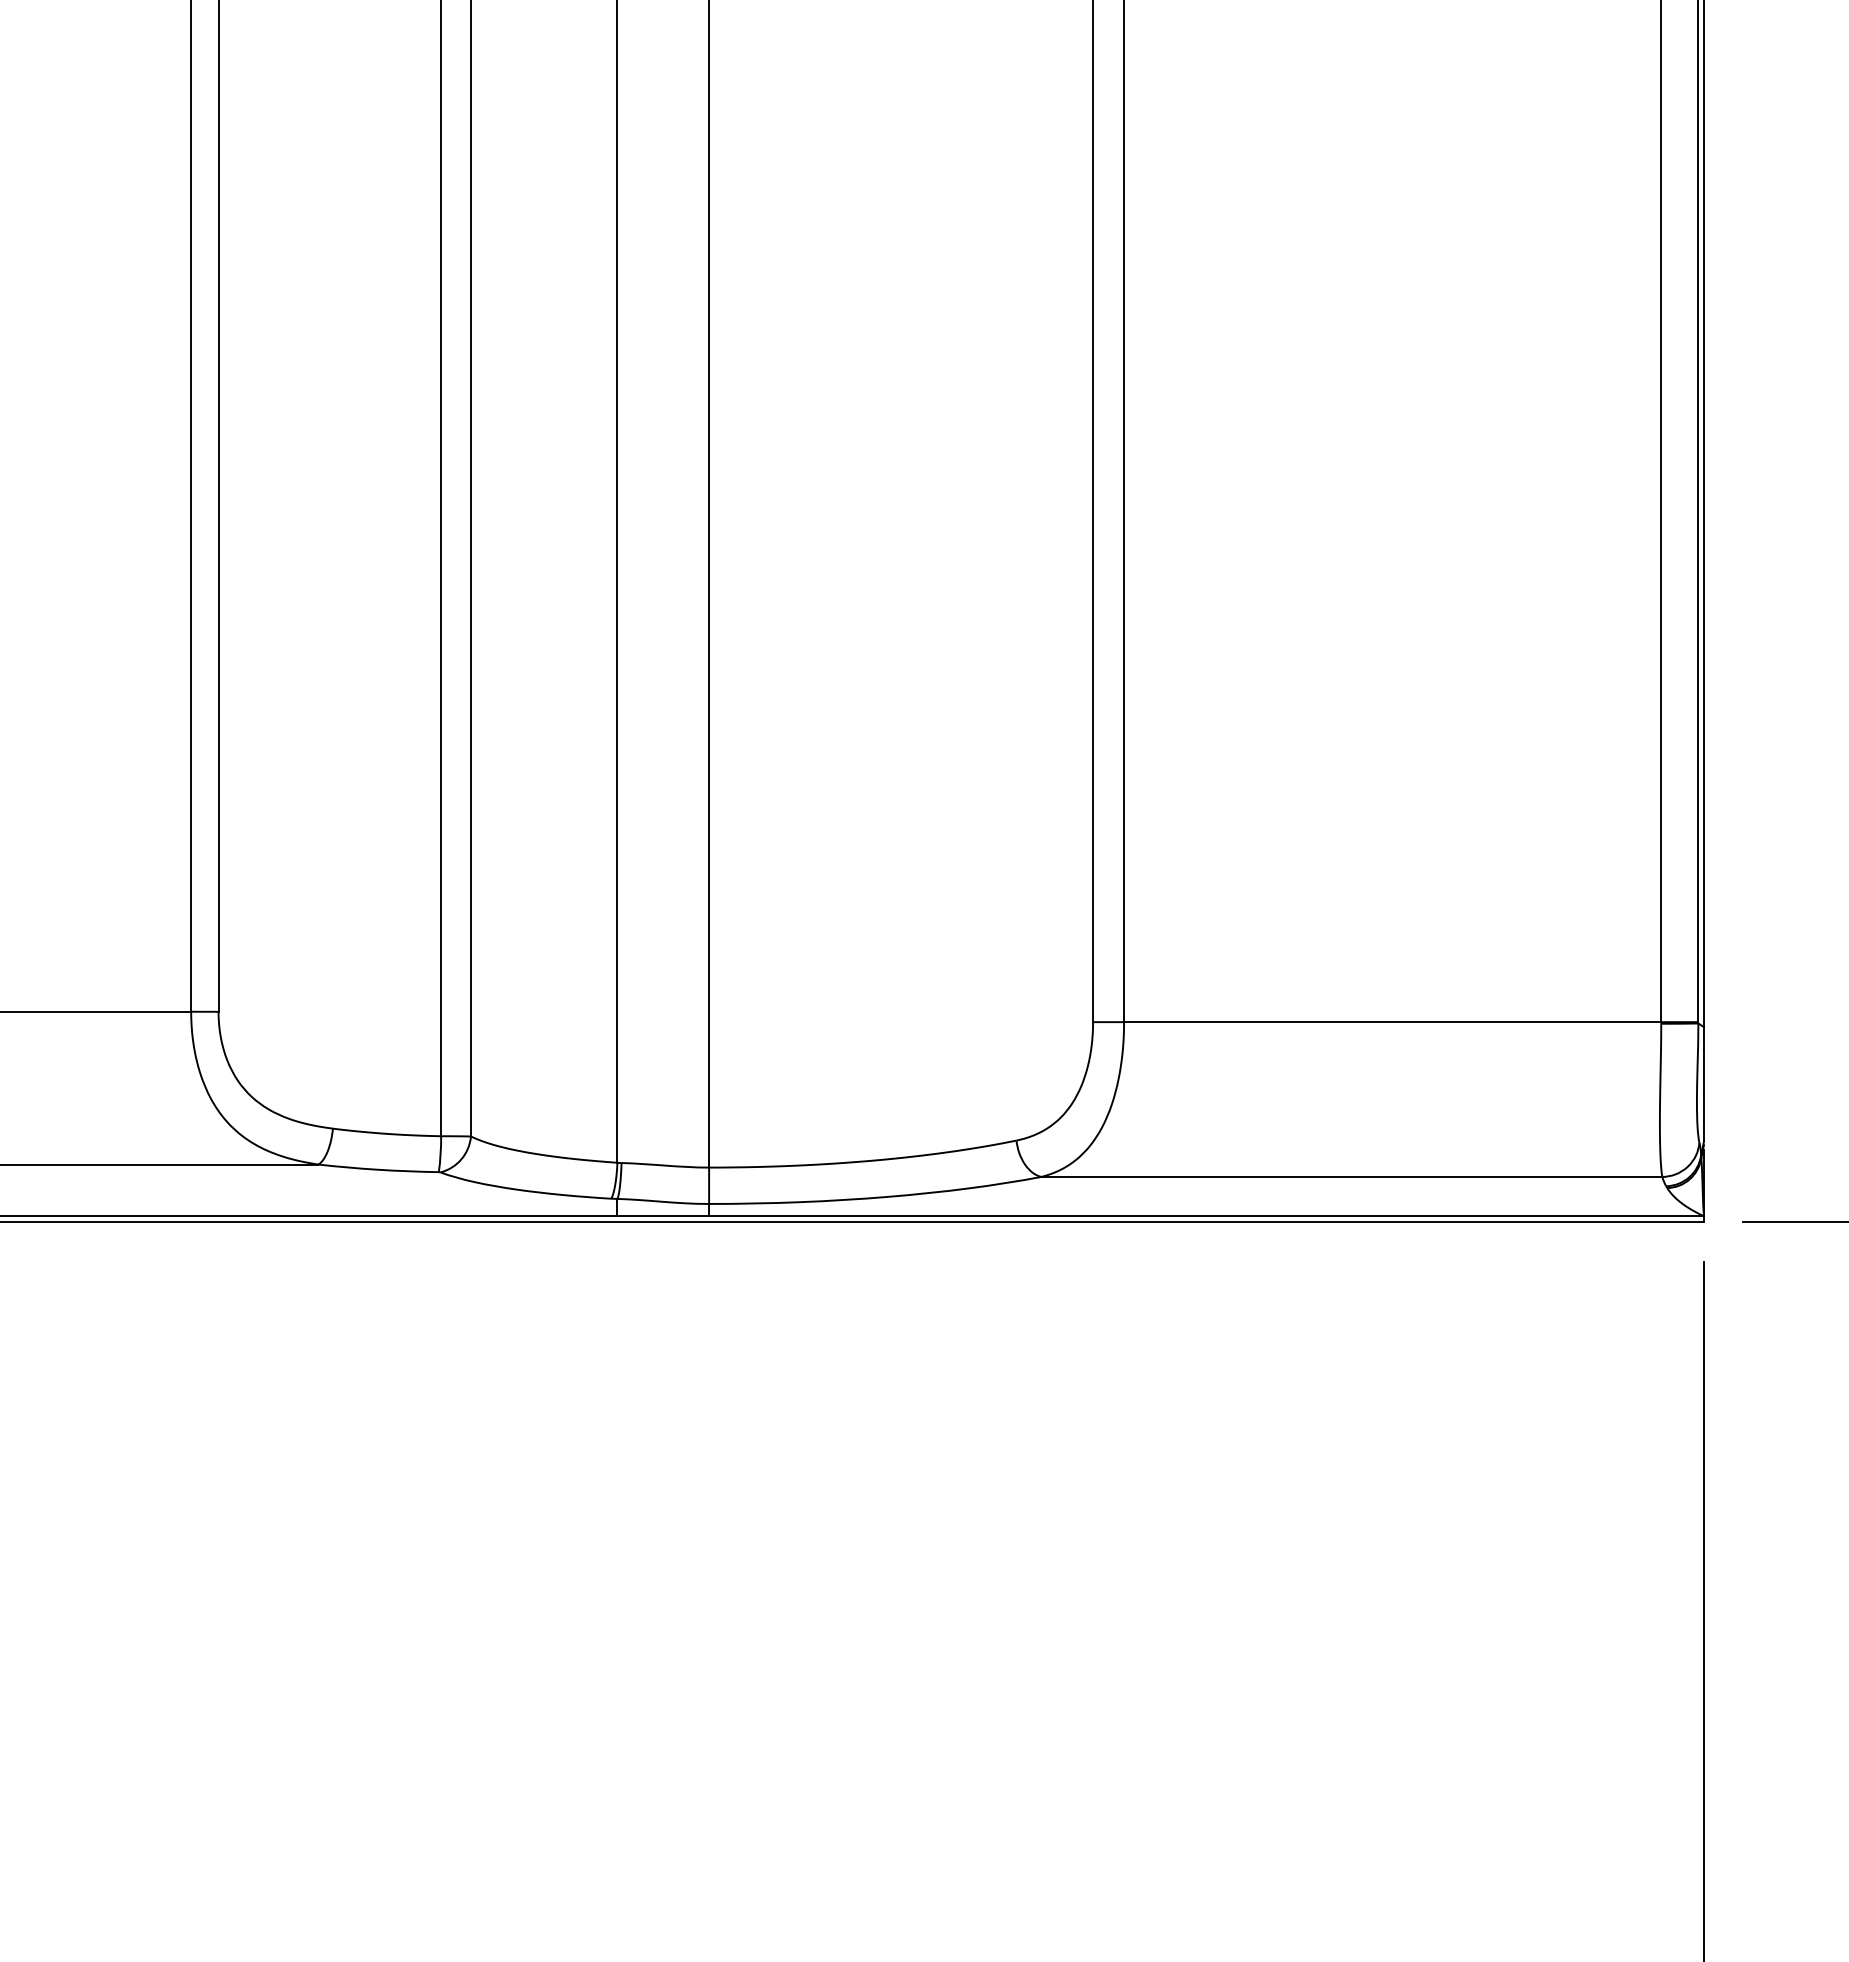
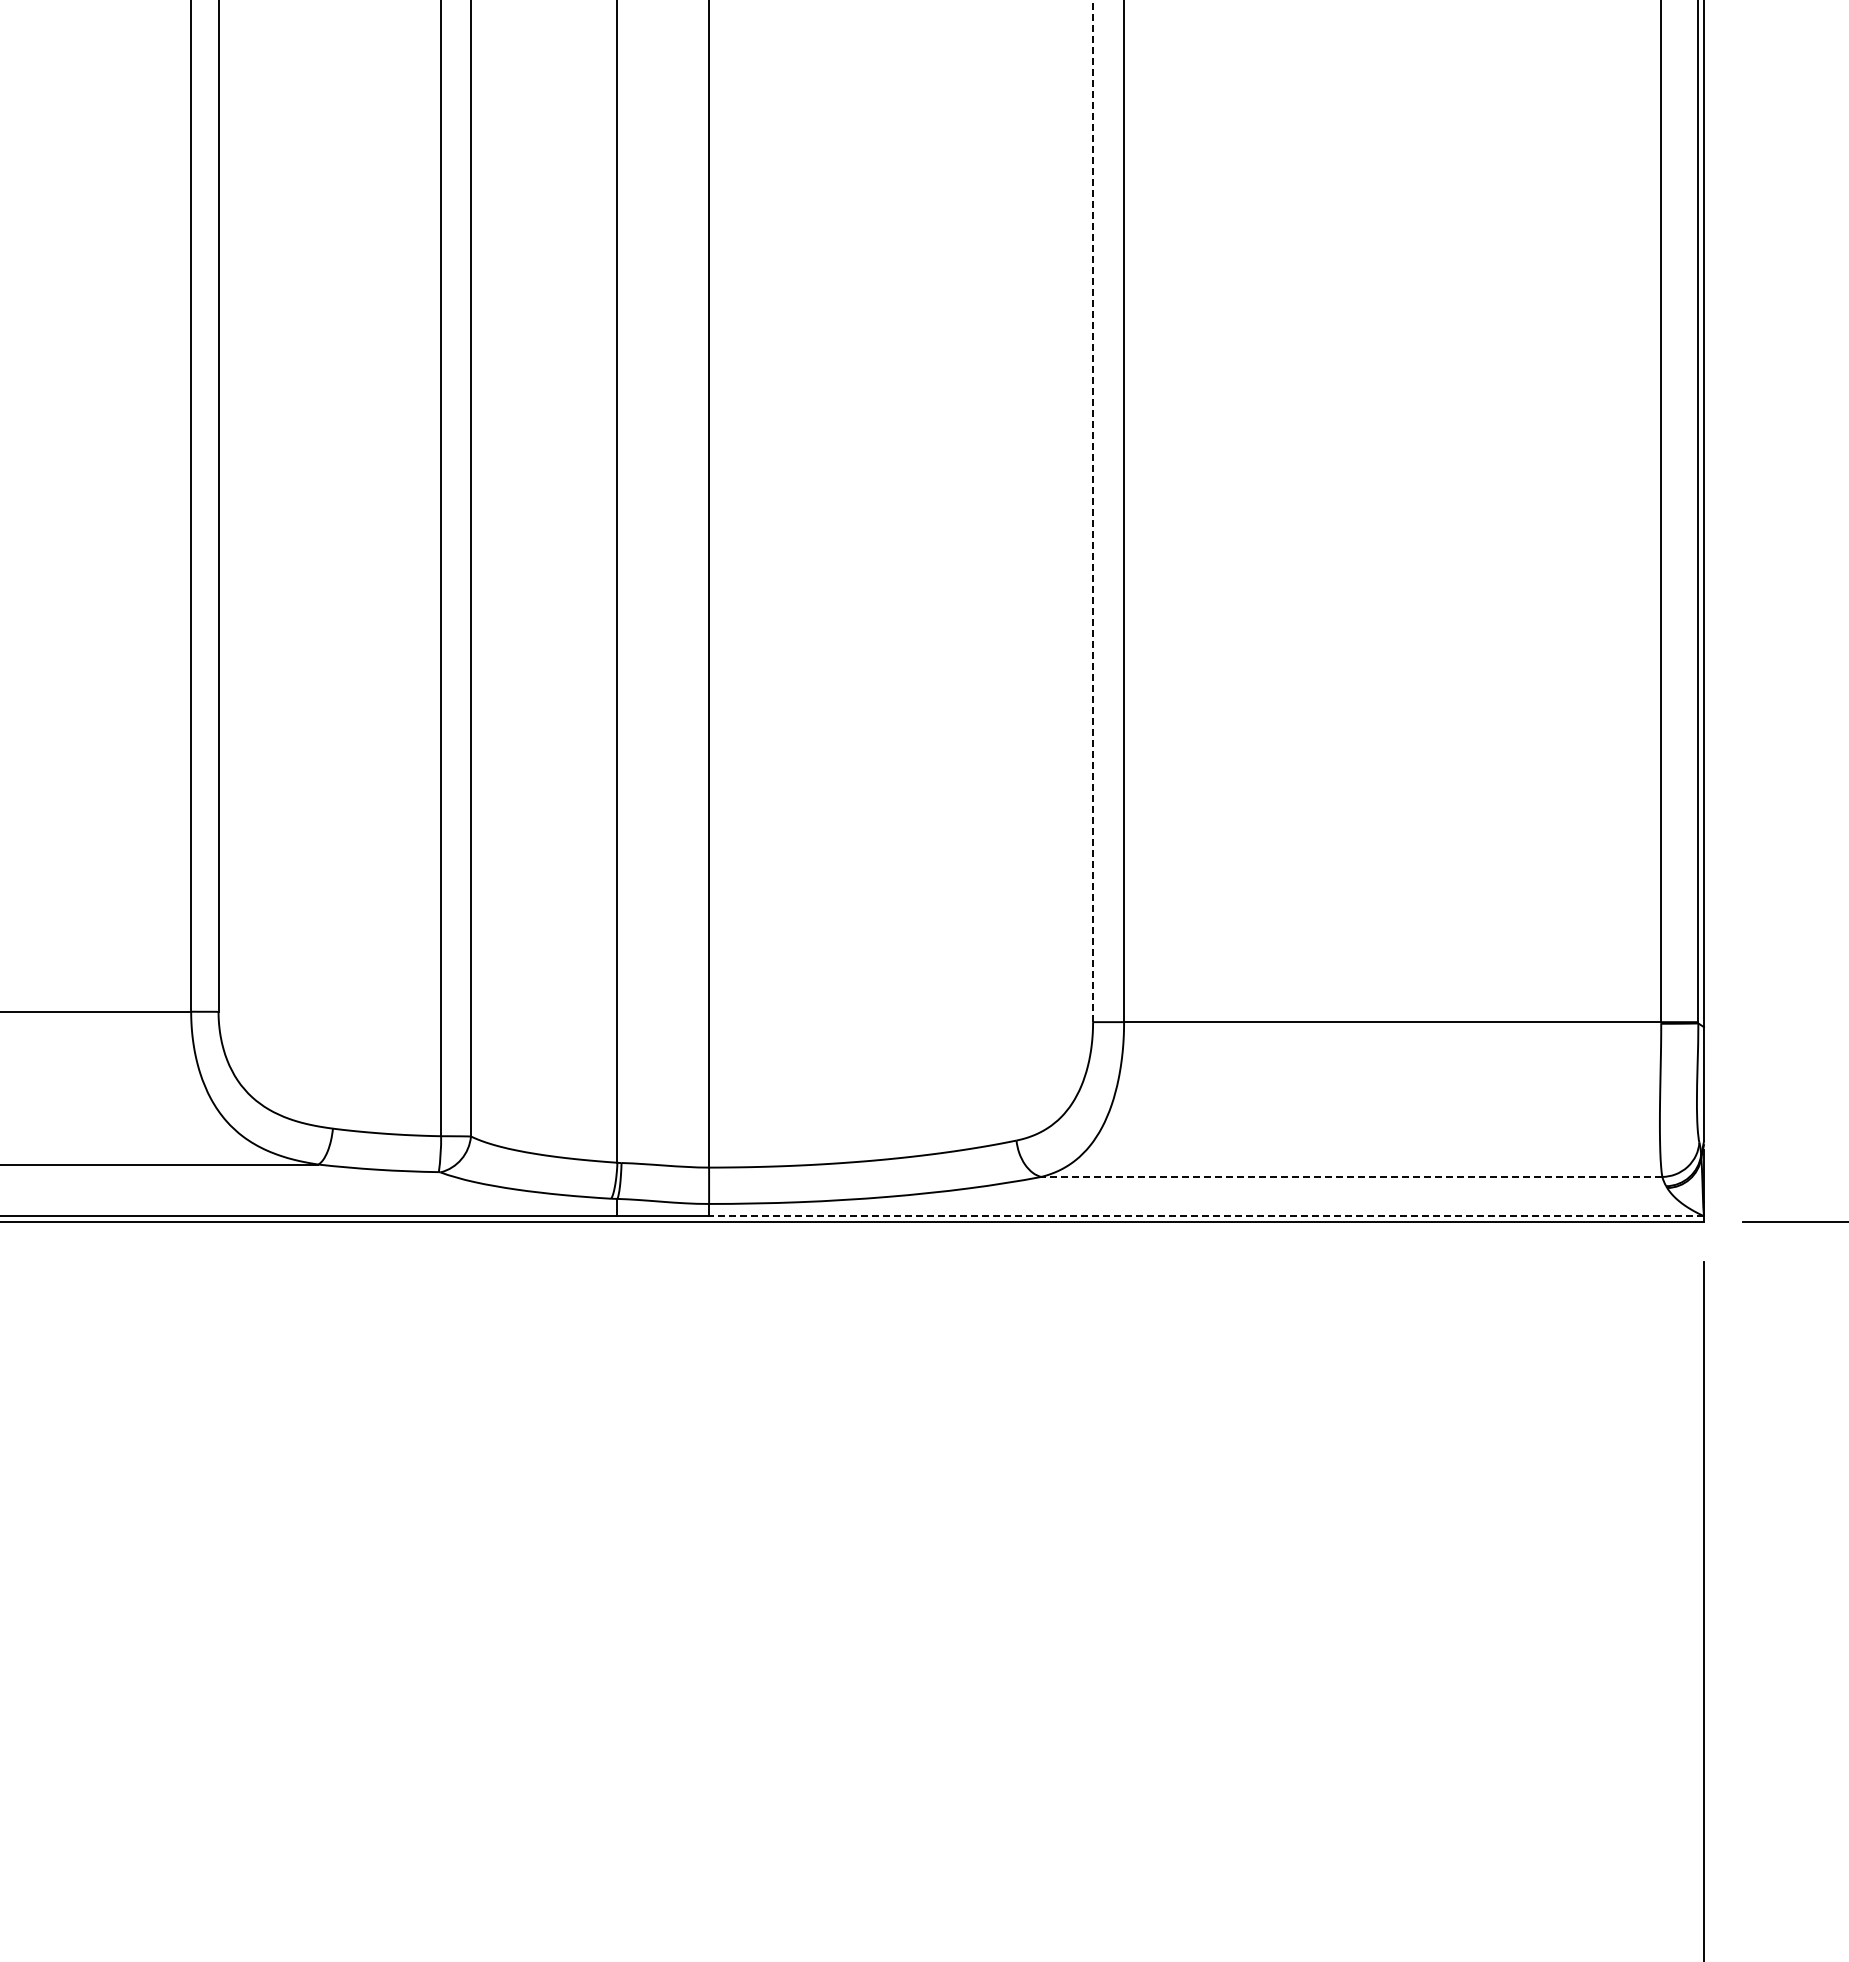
line: solid -> dashed (1093, 511)
line: solid -> dashed (1351, 1176)
line: solid -> dashed (1205, 1216)
